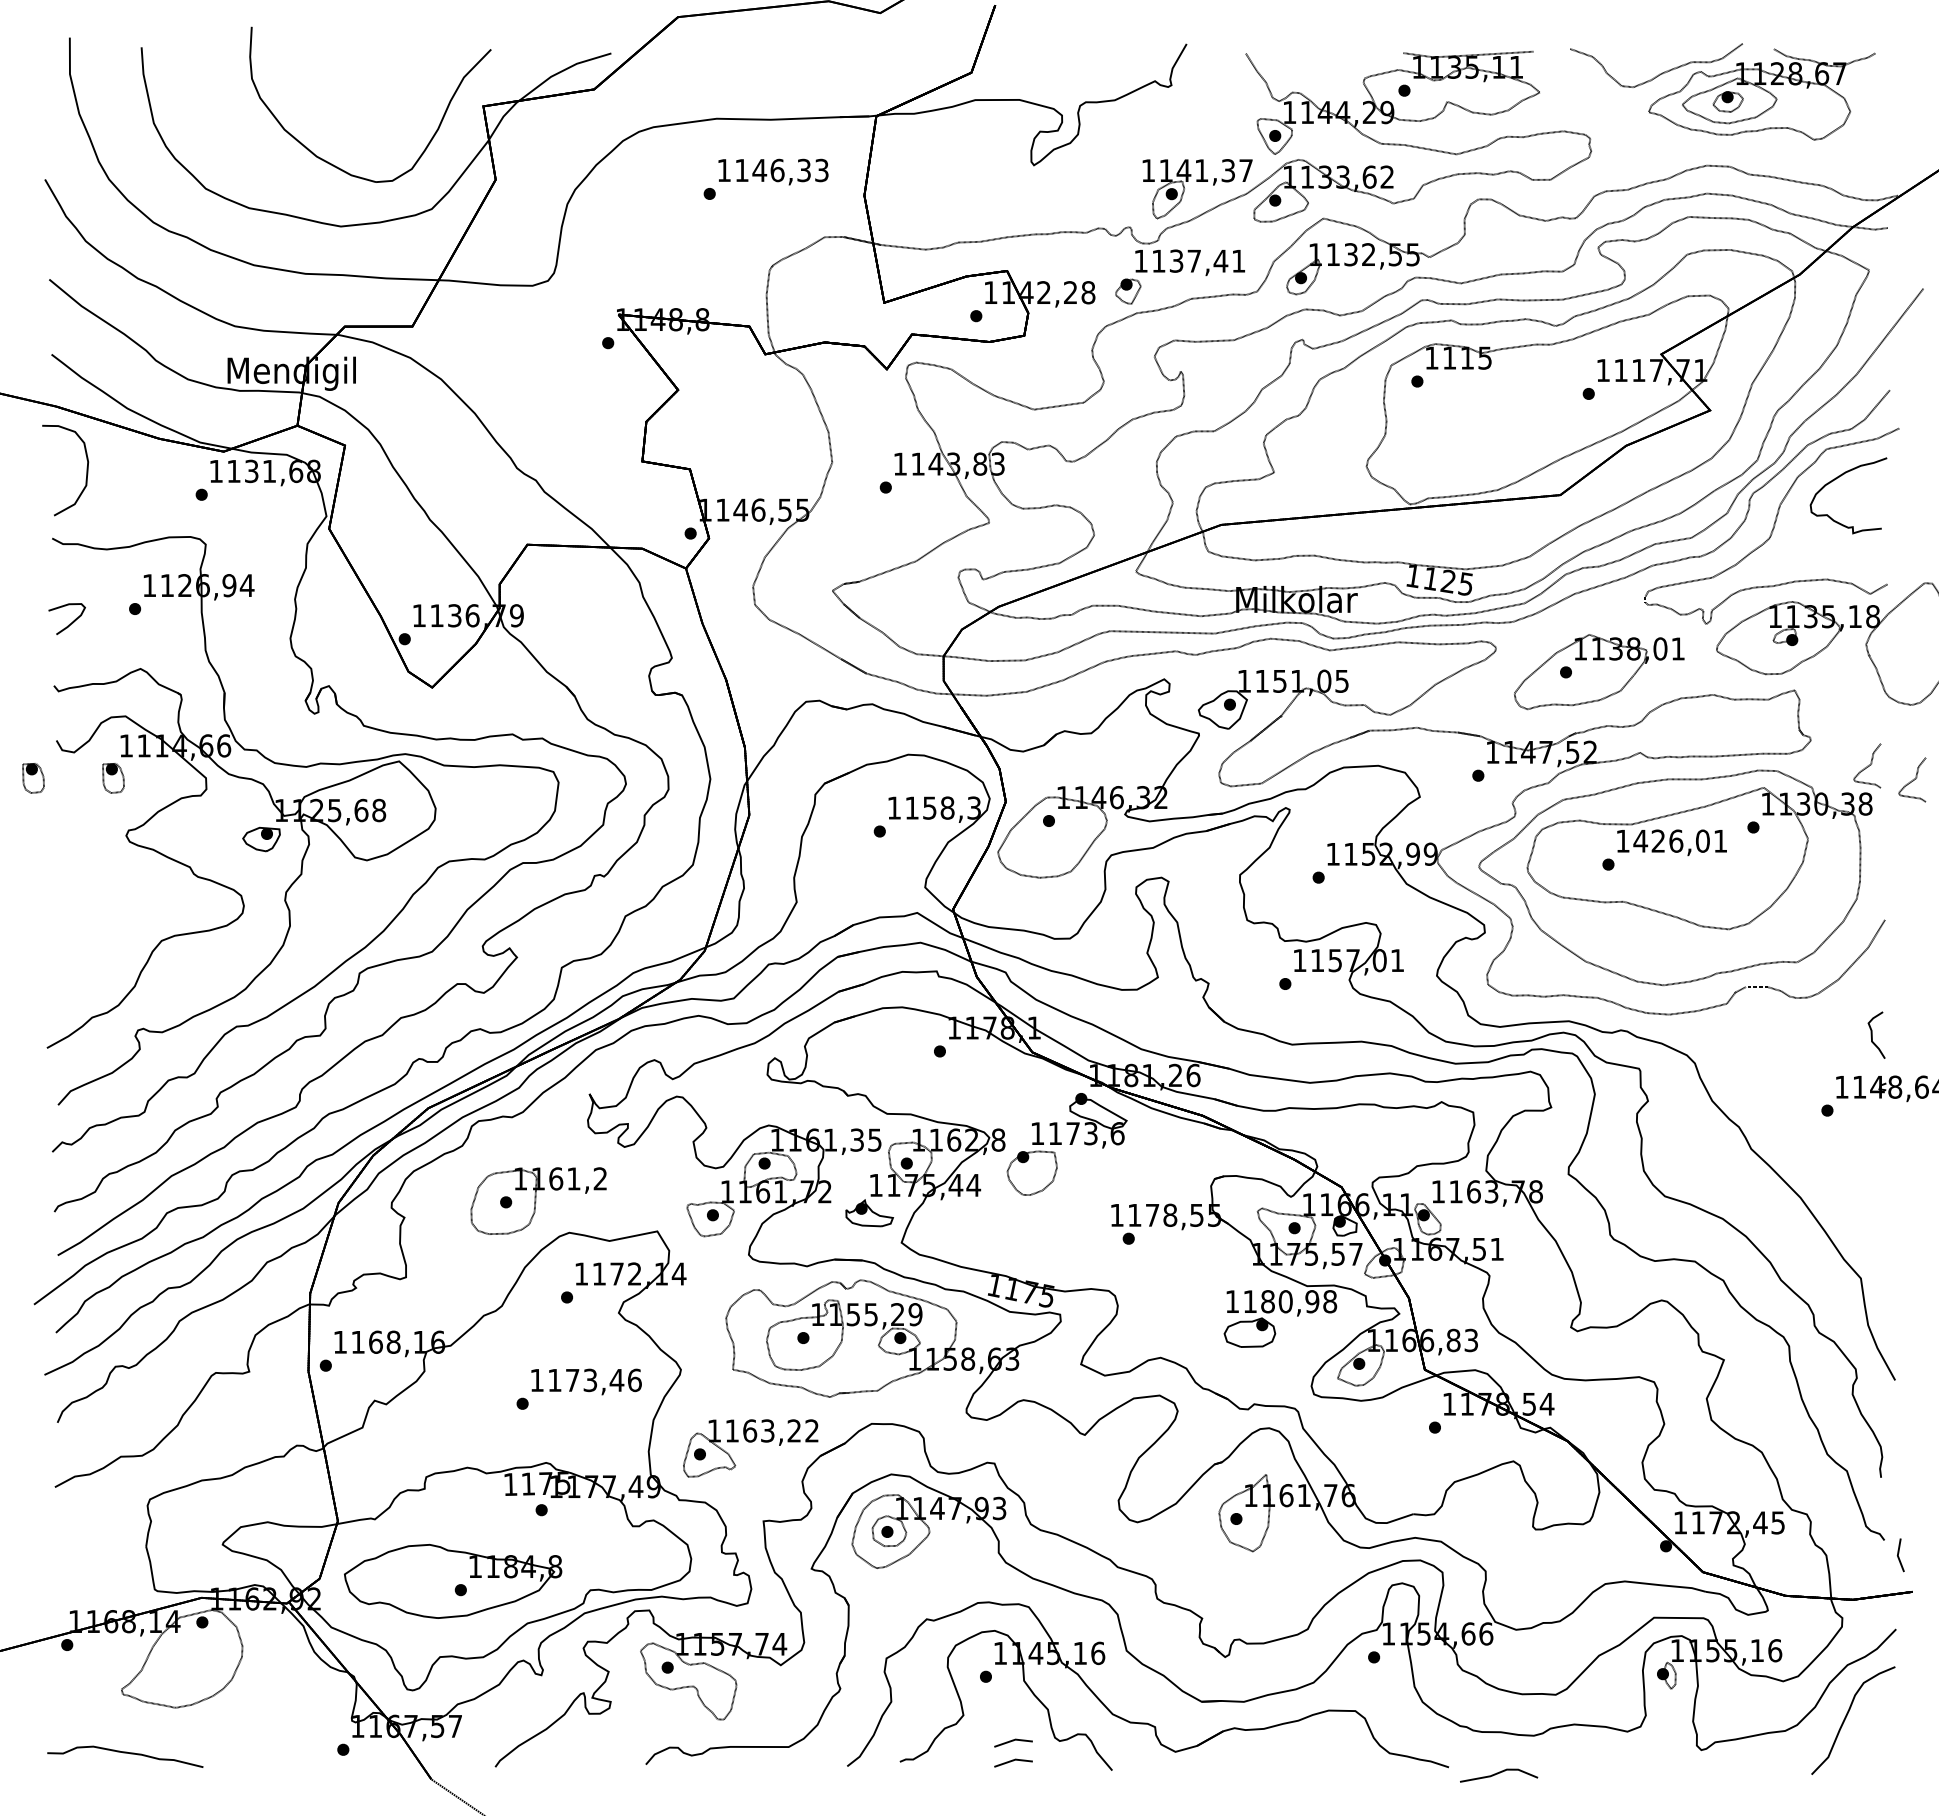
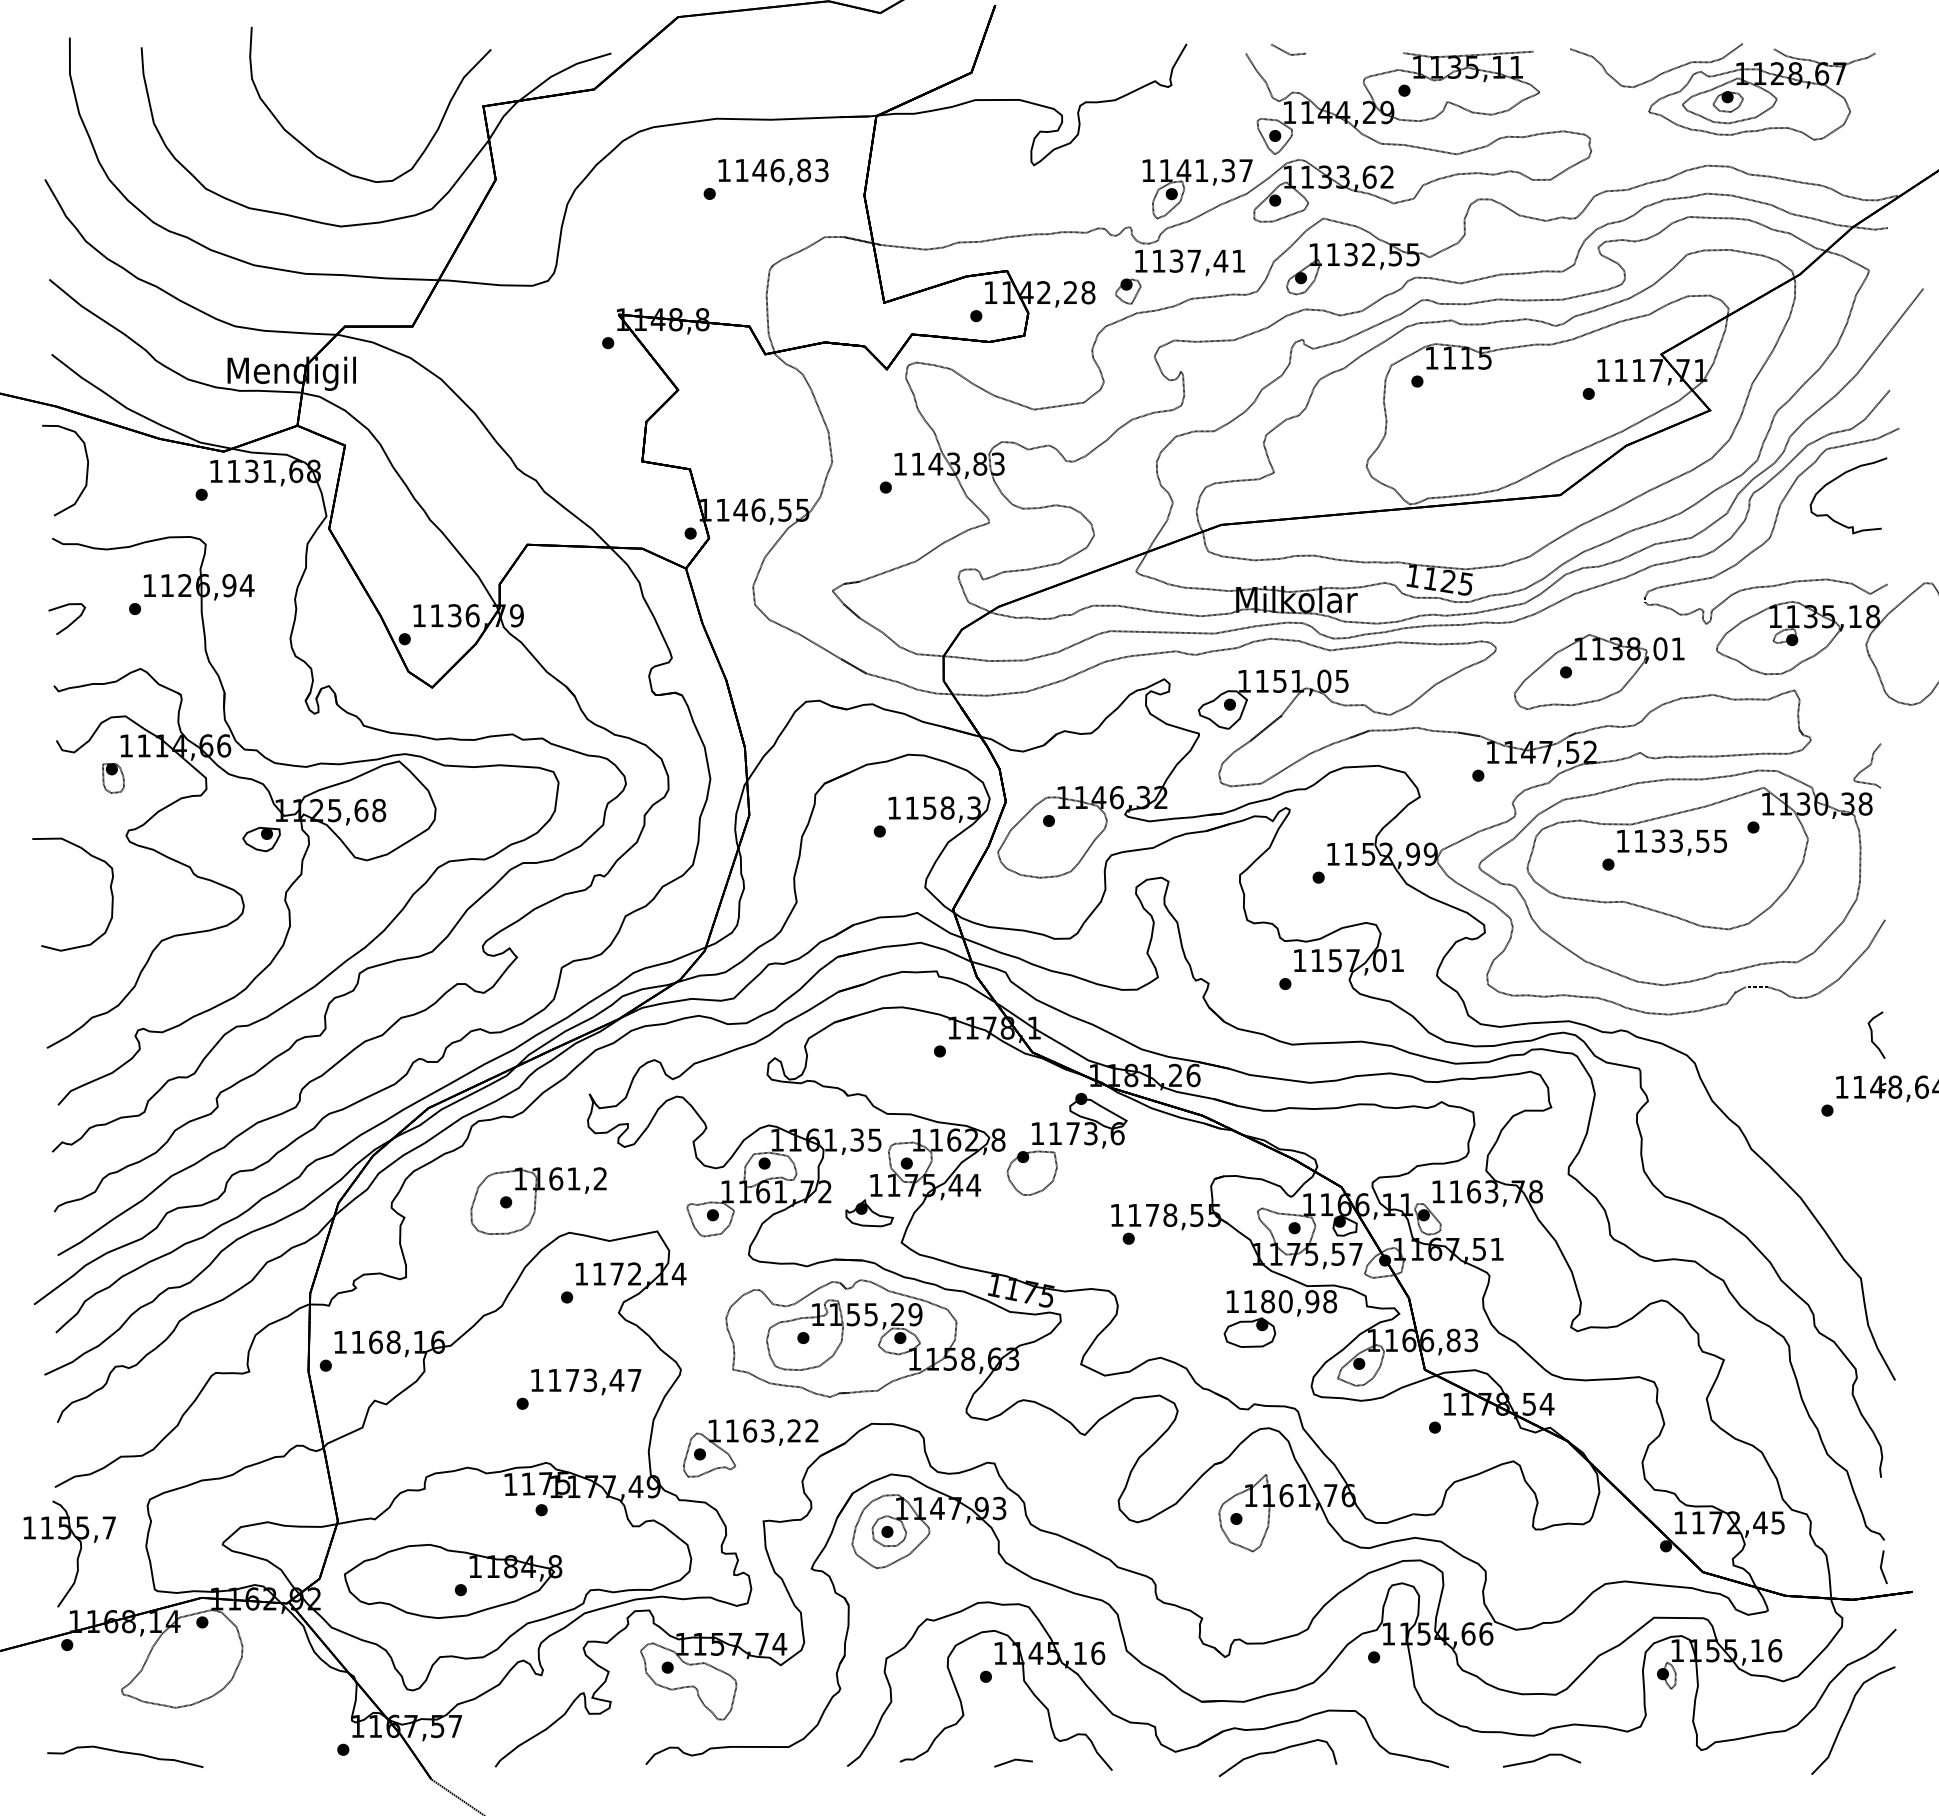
line: none -> present (1286, 51)
text: 1146,33 -> 1146,83 (804, 170)
part: present -> none (33, 778)
curve: present -> none (1912, 779)
text: 1426,01 -> 1133,55 (1680, 840)
part: none -> present (110, 891)
text: 1173,46 -> 1173,47 (634, 1380)
part: none -> present (77, 1556)
line position: (1899, 1556) -> (1882, 1568) (1882, 1568)
line: present -> none (1013, 1741)
curve: none -> present (1276, 1752)
line position: (1499, 1773) -> (1542, 1758) (1542, 1758)
